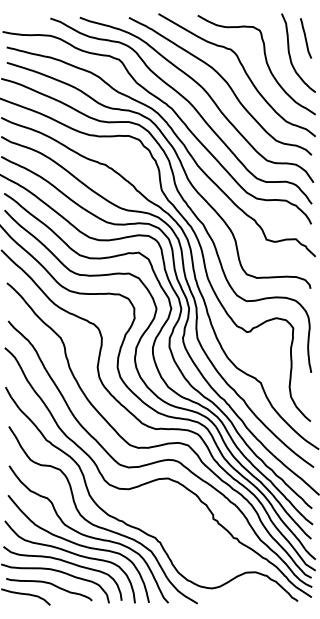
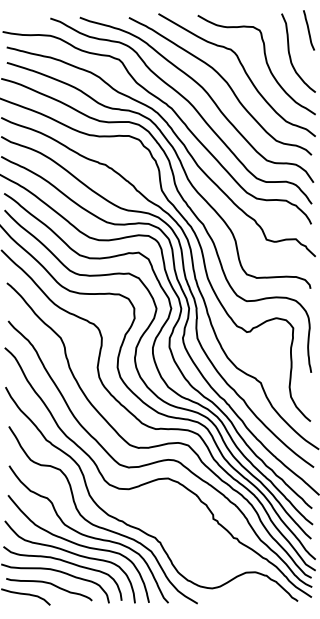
line position: (305, 38) -> (308, 30) (308, 30)
